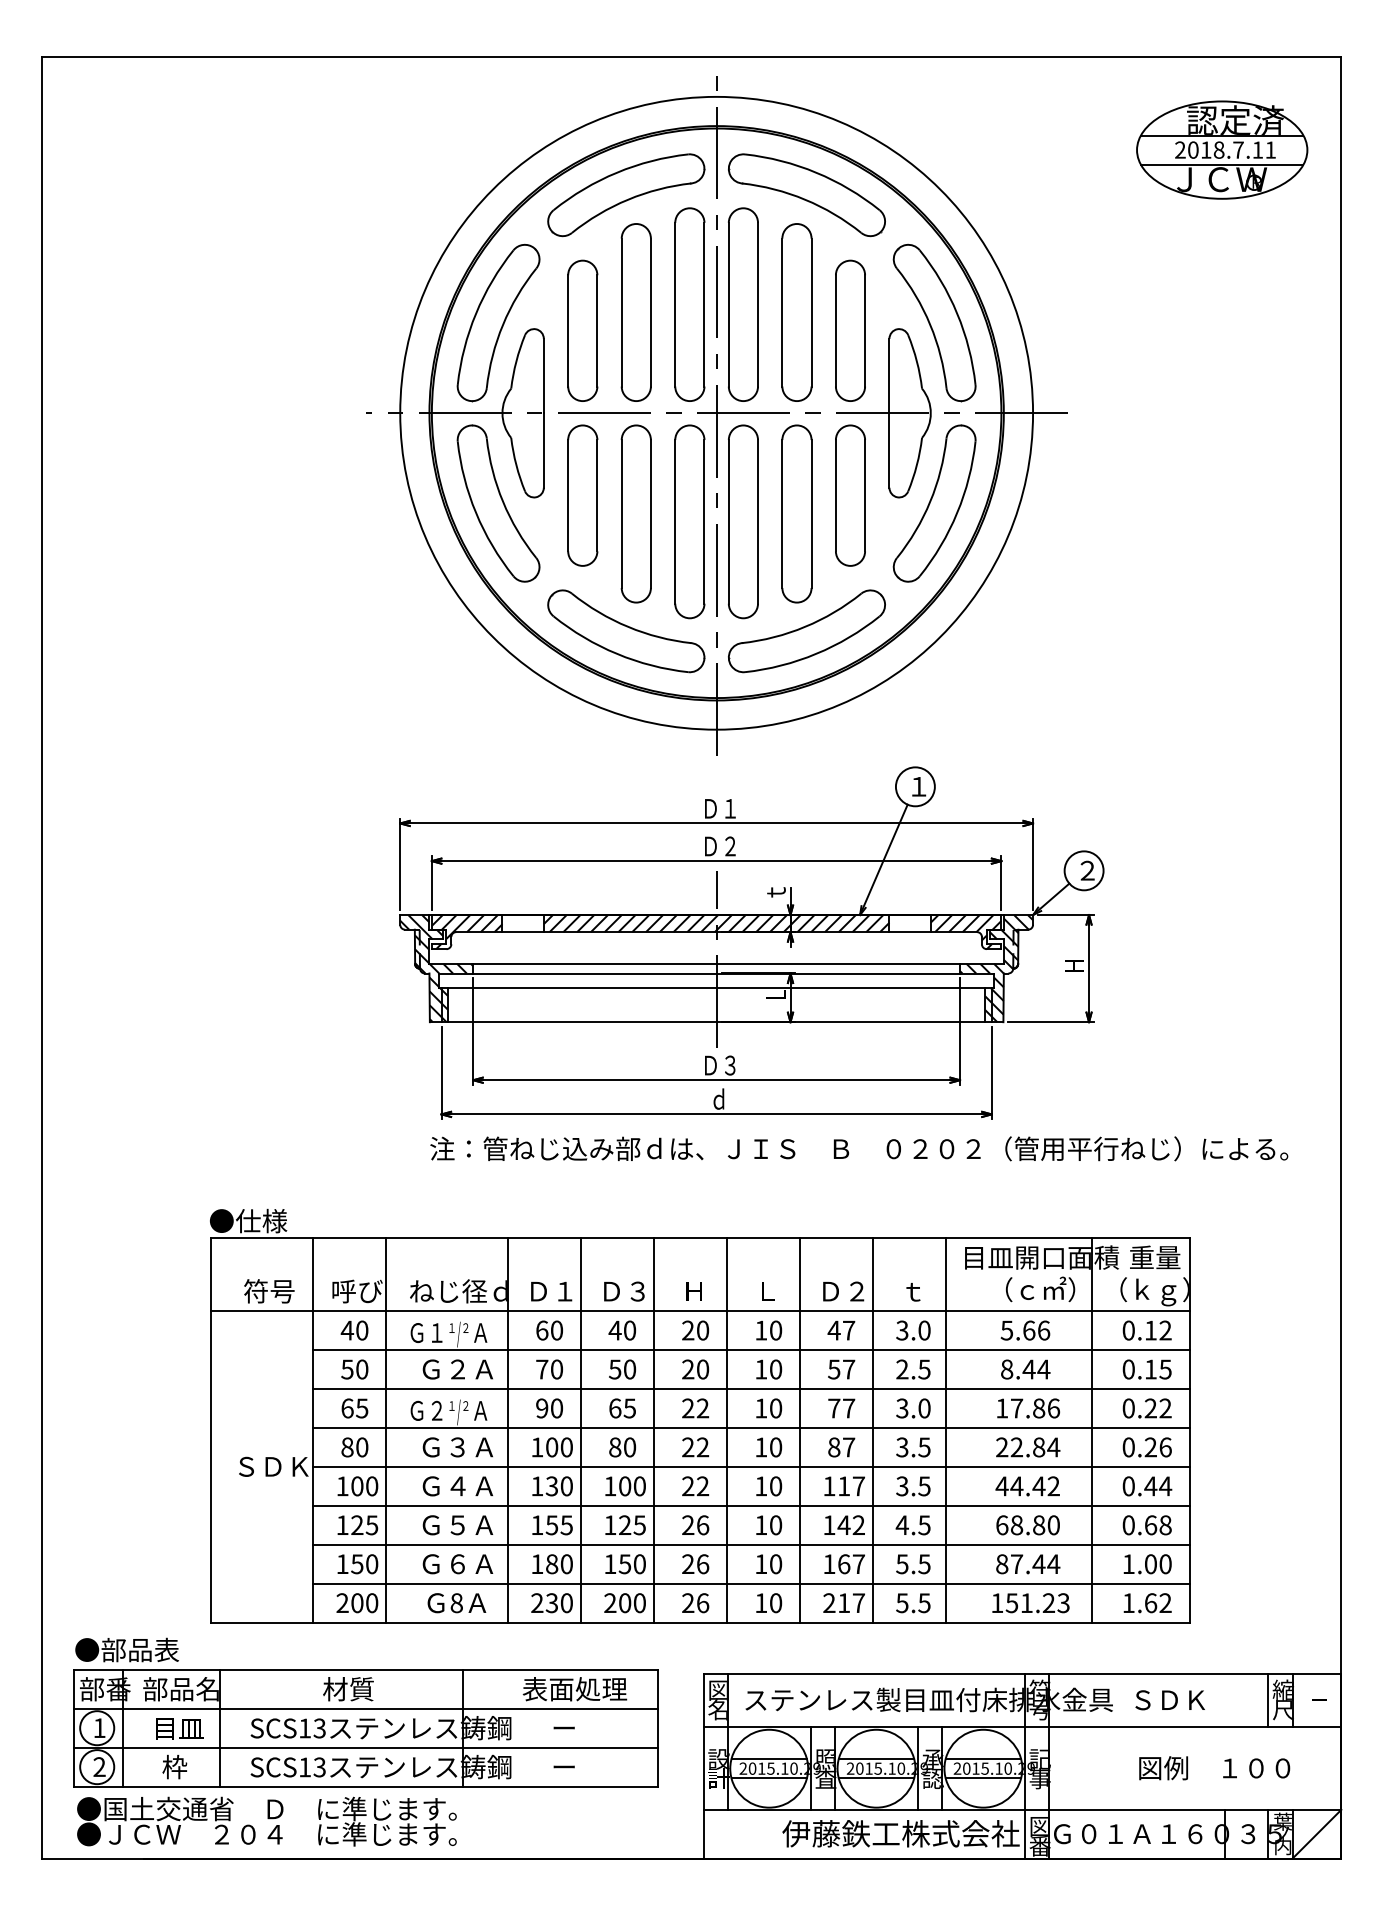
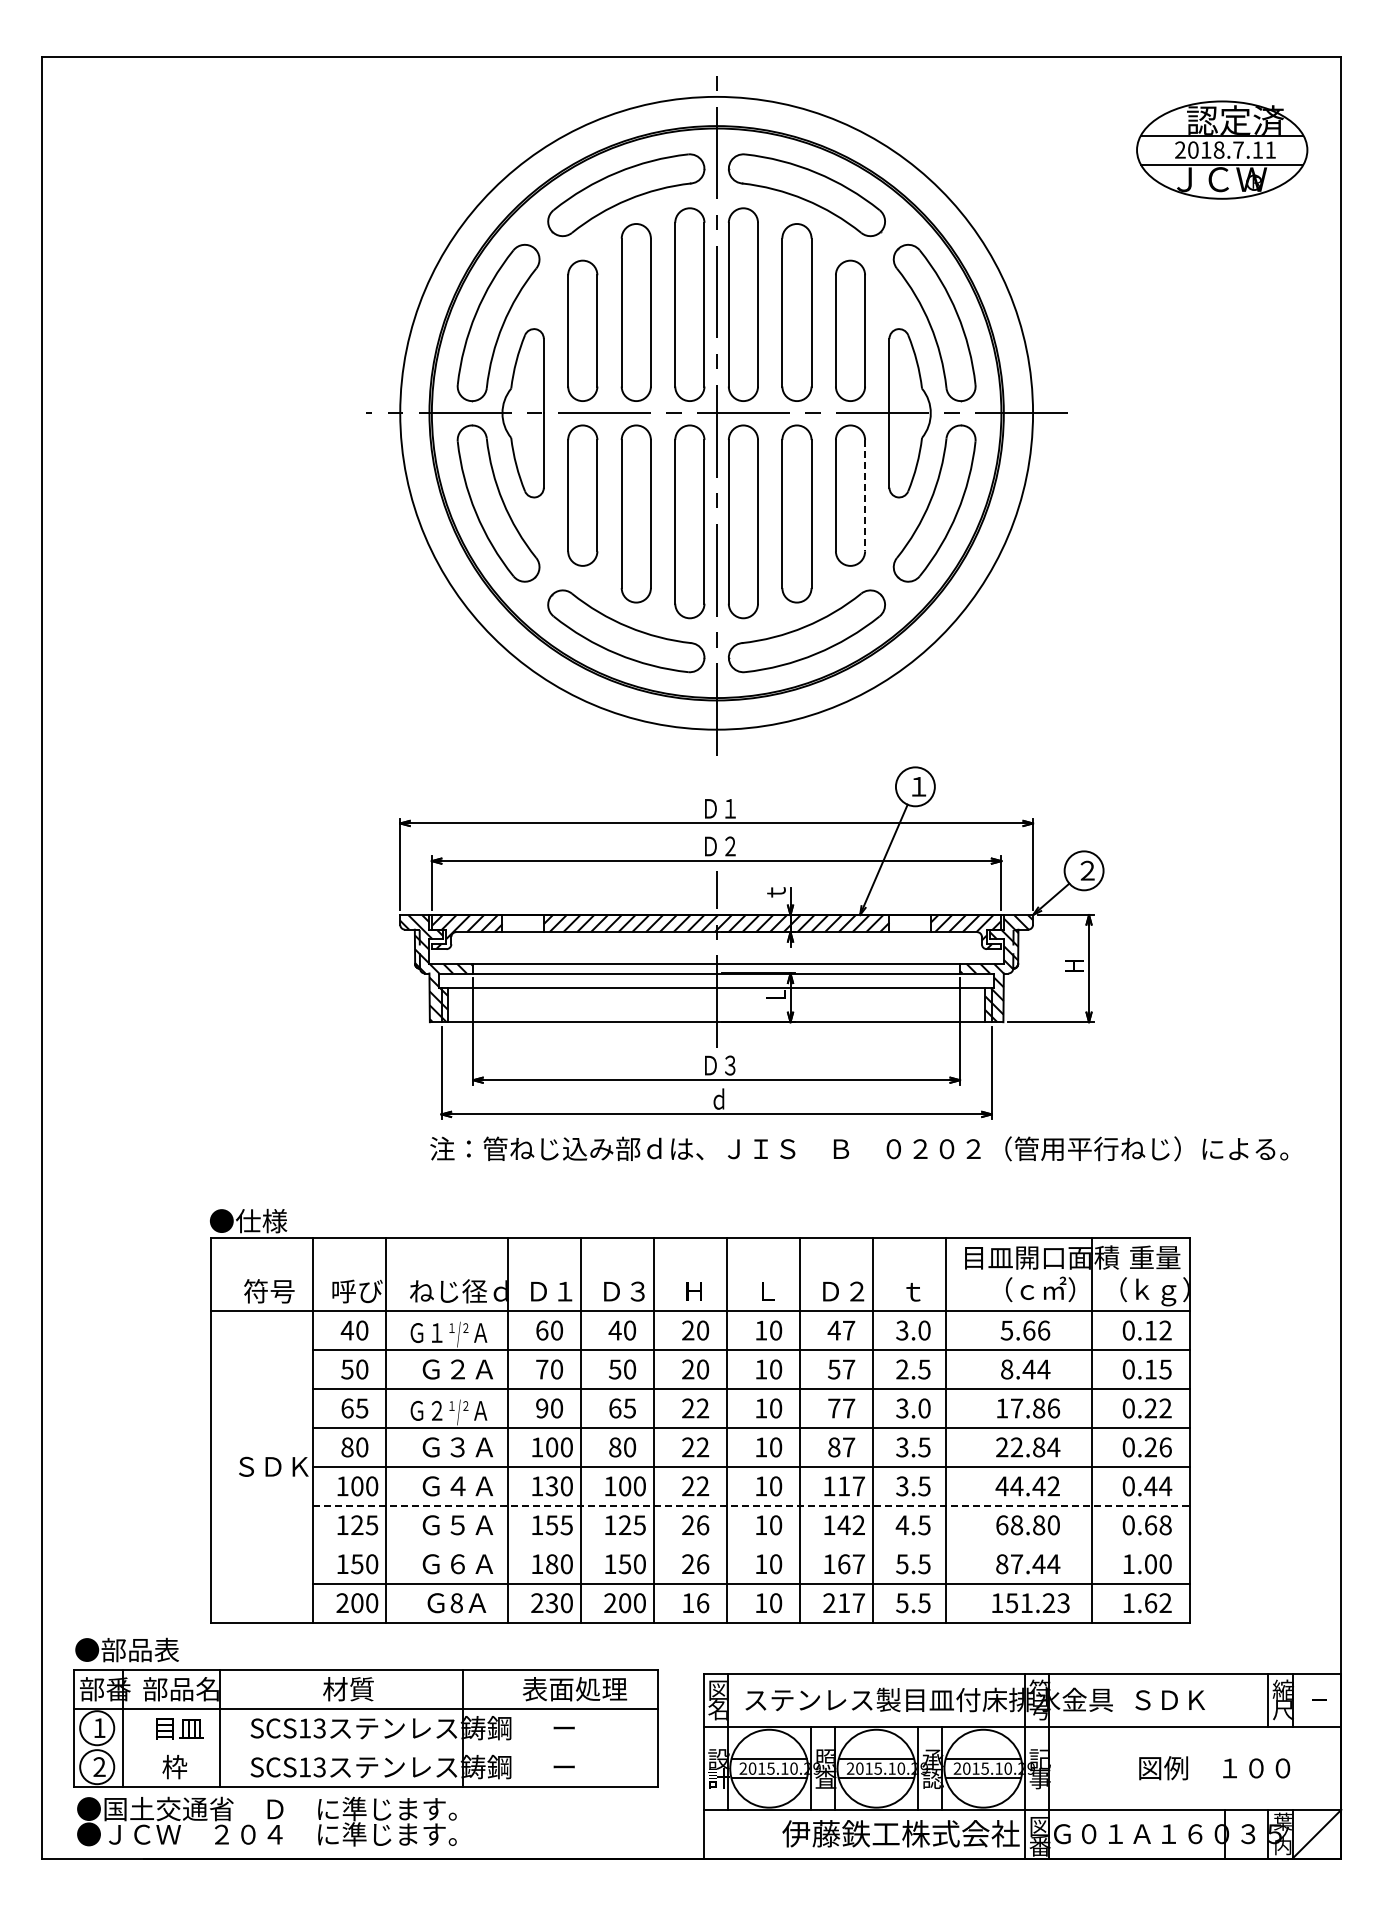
line: solid -> dashed (865, 495)
line: solid -> dashed (752, 1505)
line: present -> none (751, 1544)
text: 26 -> 16 (688, 1602)
line: present -> none (365, 1747)
